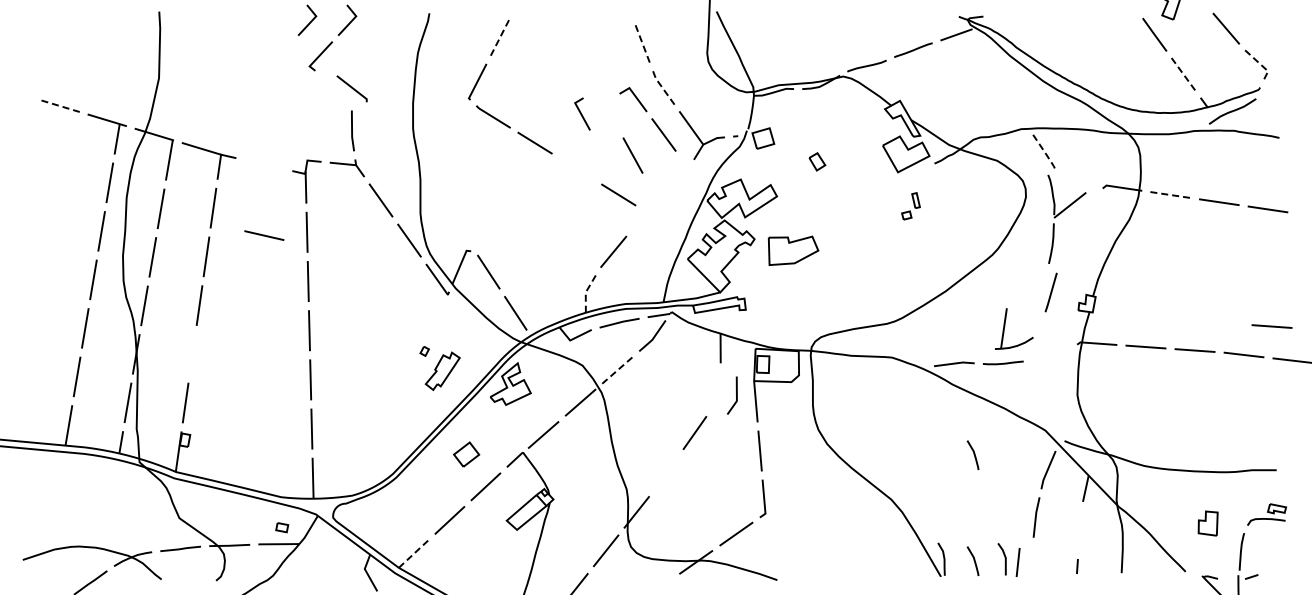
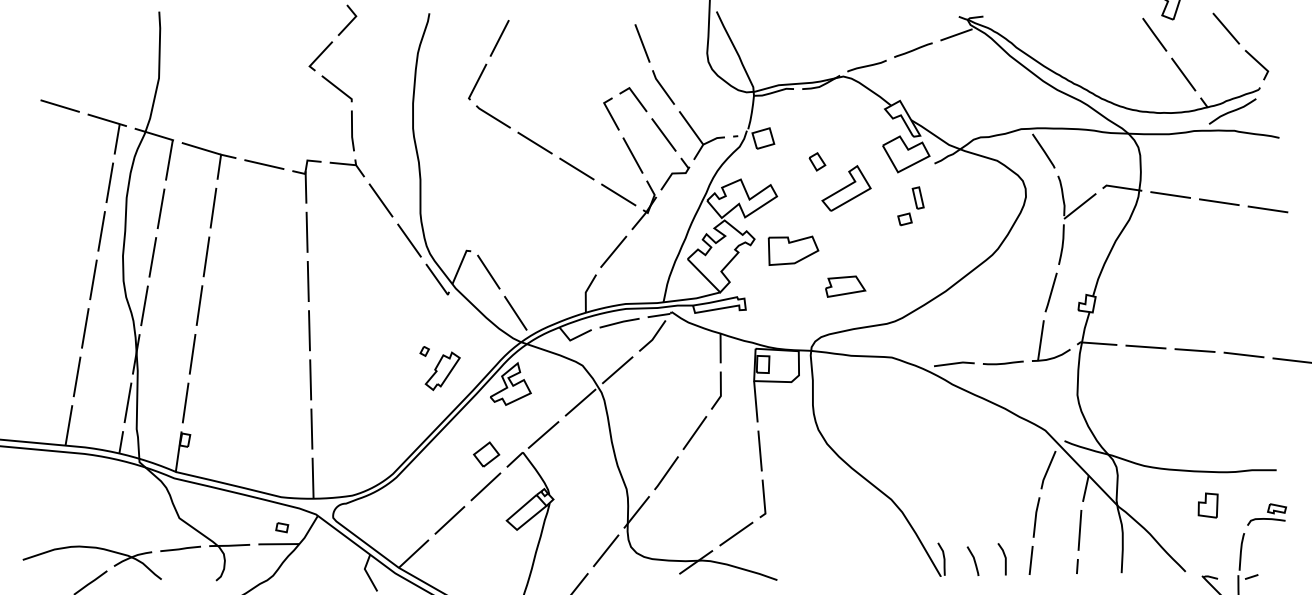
line: present -> none (310, 21)
line: dashed -> solid (499, 38)
line: dashed -> solid (642, 43)
line: dashed -> solid (1260, 64)
line: dashed -> solid (1184, 75)
line: dashed -> solid (661, 86)
line position: (351, 88) -> (336, 88) (336, 88)
line: dashed -> solid (59, 105)
line position: (581, 113) -> (610, 113) (610, 113)
line: dashed -> solid (1044, 152)
line: none -> present (576, 168)
part: none -> present (846, 188)
part: none -> present (660, 193)
line: dashed -> solid (1171, 195)
part size: 20x29 px -> 28x41 px (910, 206)
part position: (1061, 213) -> (1071, 214) (1071, 214)
line position: (264, 235) -> (264, 164) (264, 164)
part: none -> present (845, 286)
line: dashed -> solid (585, 292)
part position: (1005, 326) -> (1042, 338) (1042, 338)
line: present -> none (1271, 326)
line: none -> present (192, 354)
line: dashed -> solid (617, 370)
line position: (736, 395) -> (720, 390) (720, 390)
part position: (466, 454) -> (486, 454) (486, 454)
line: present -> none (973, 454)
line: none -> present (666, 473)
part position: (1207, 523) -> (1207, 505) (1207, 505)
line: none -> present (1079, 530)
line: dashed -> solid (414, 553)
line position: (1017, 562) -> (1030, 560) (1030, 560)
